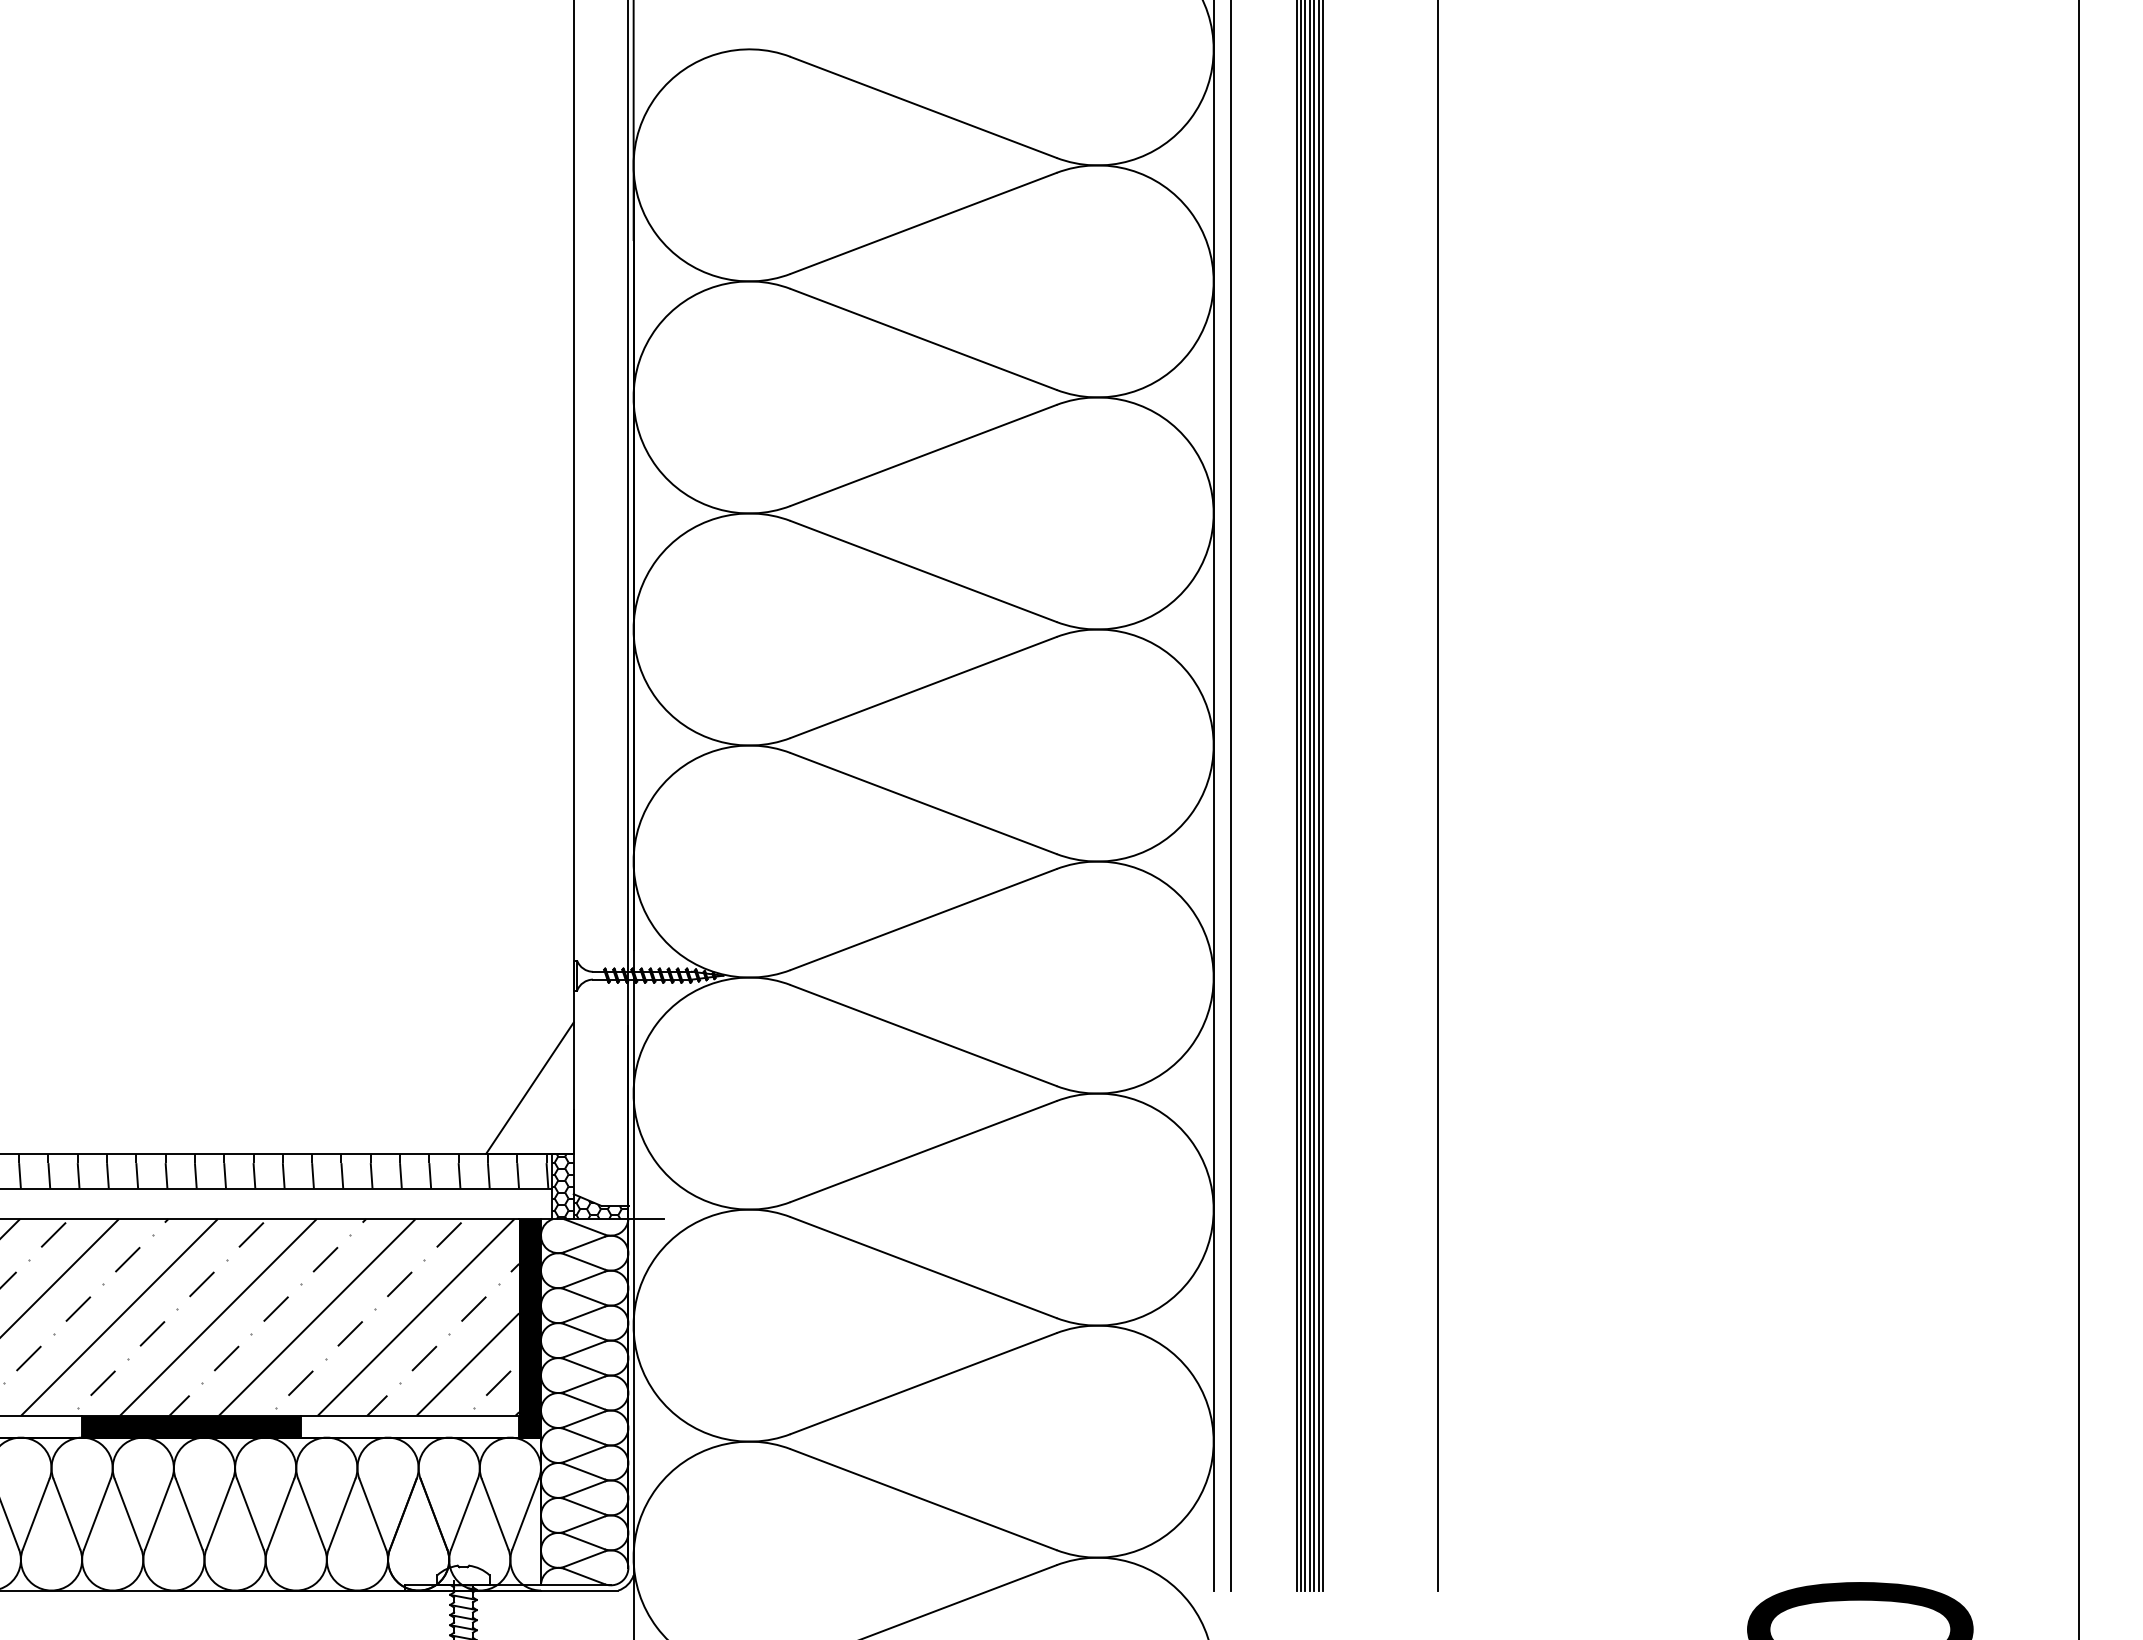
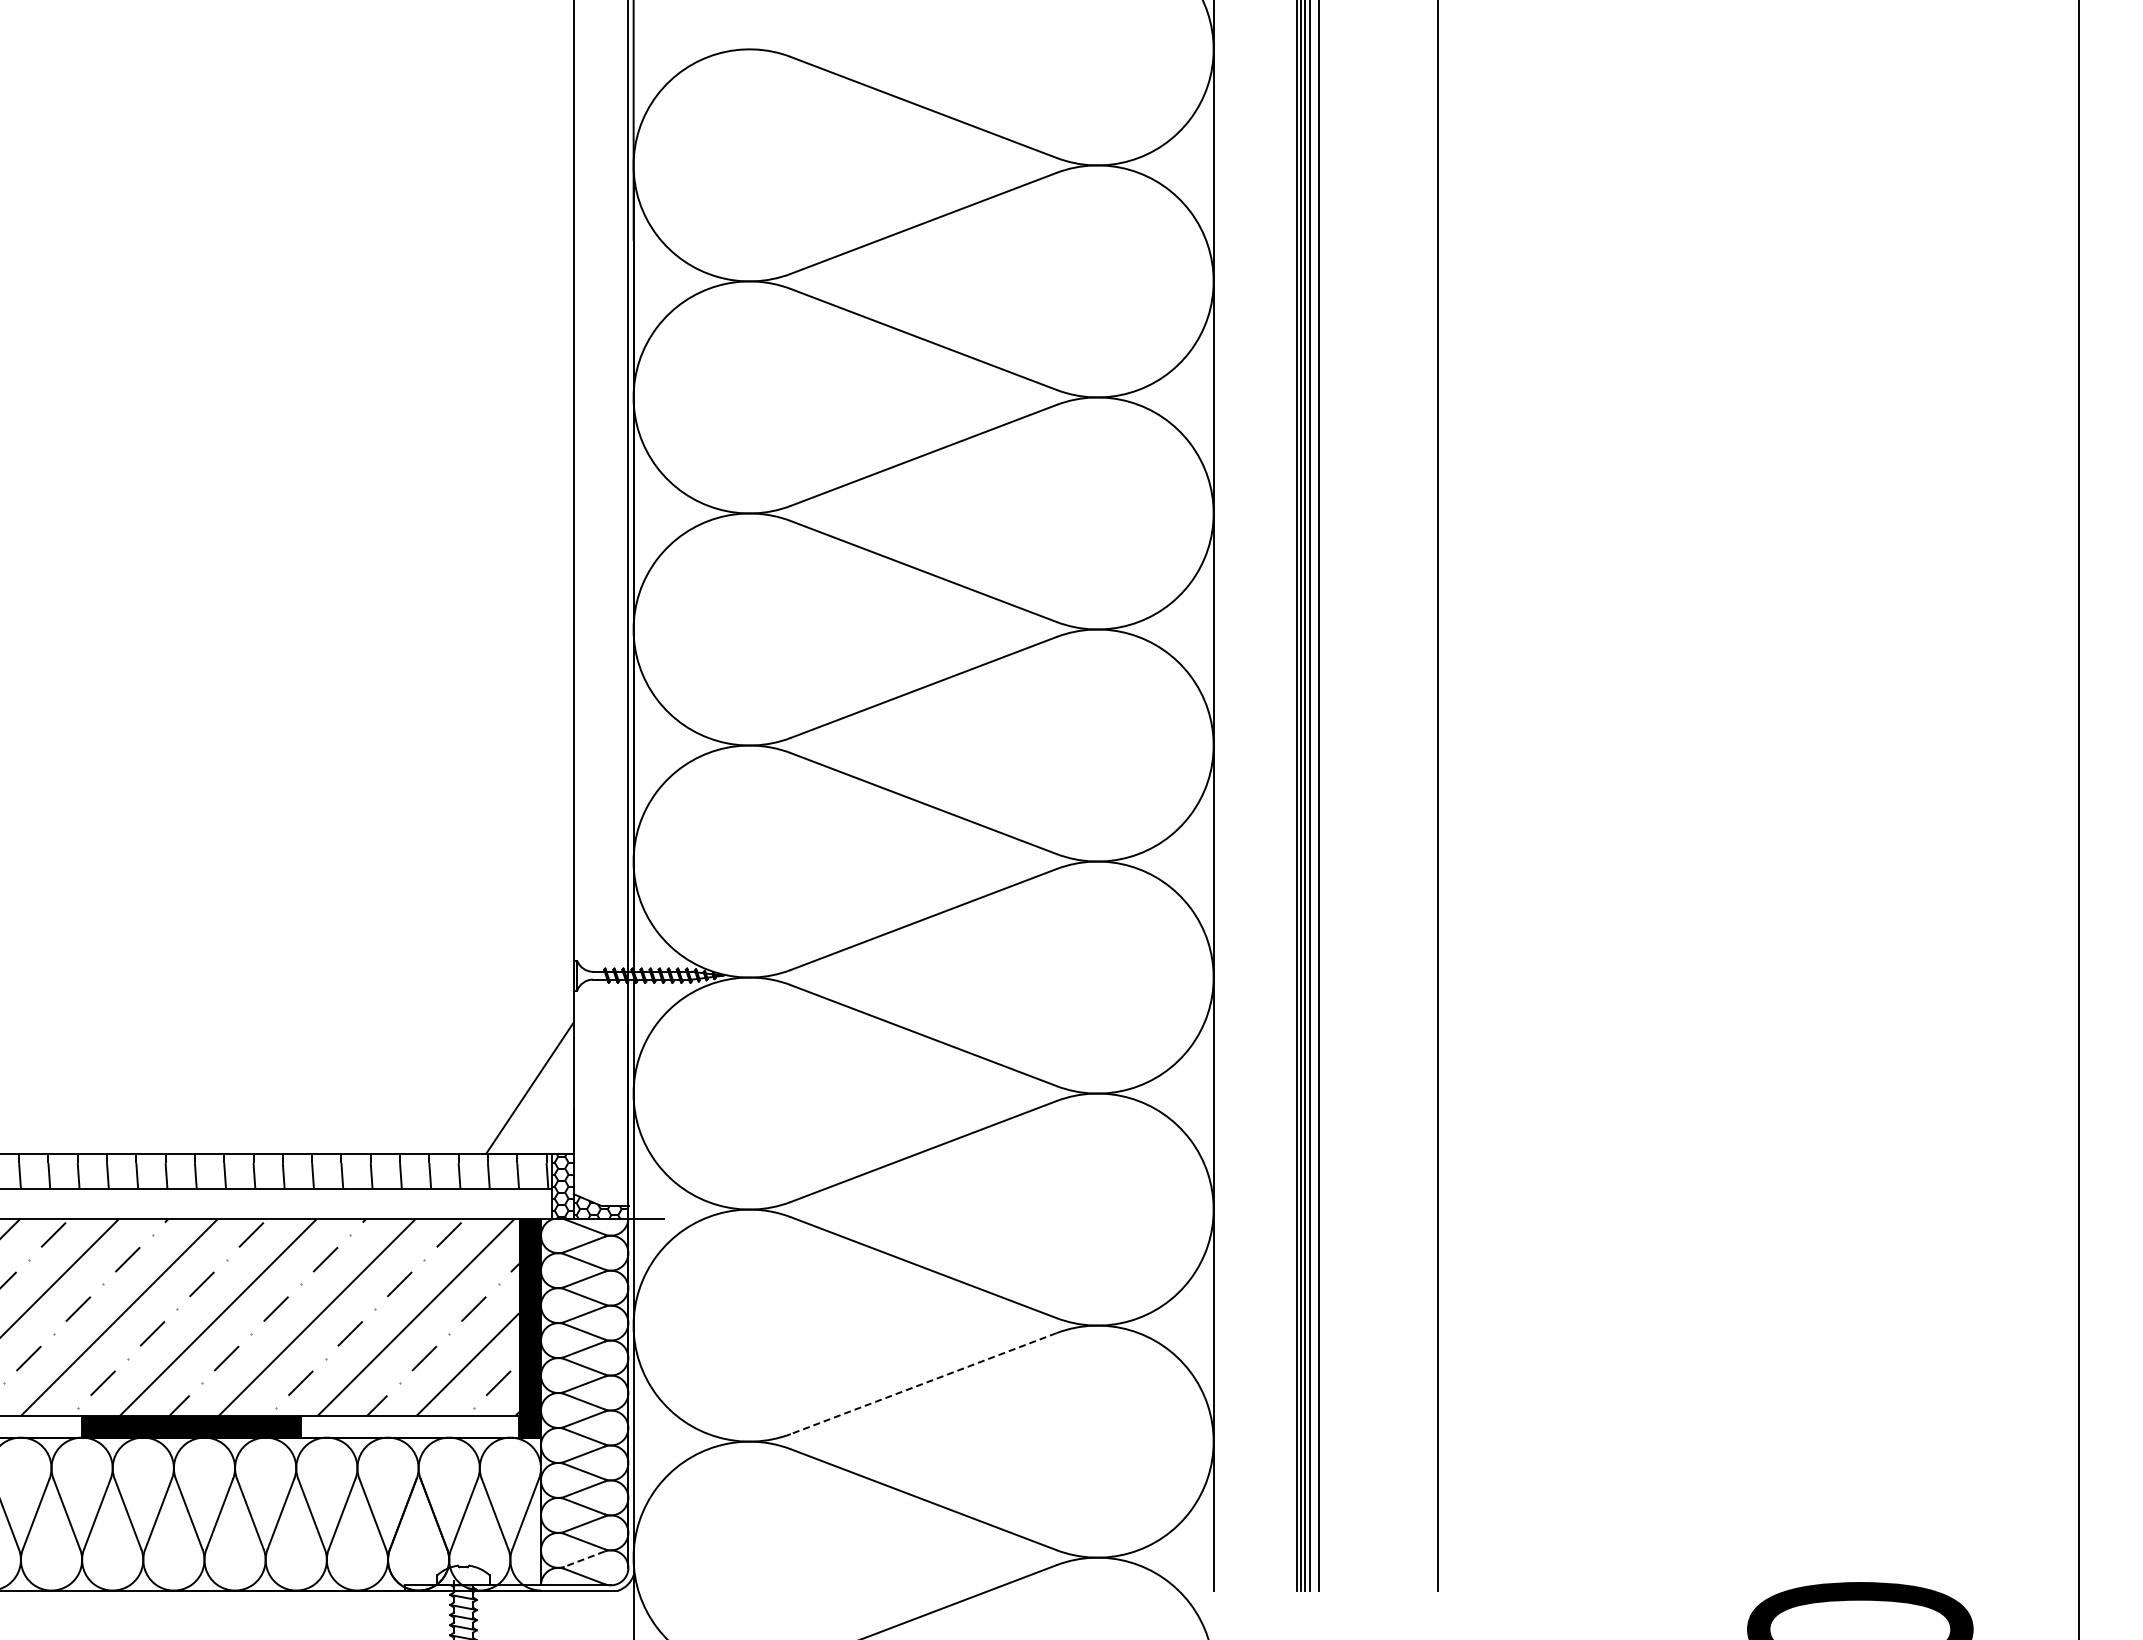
line: present -> none (1231, 796)
line: present -> none (1314, 796)
line: present -> none (1322, 796)
line: solid -> dashed (923, 1383)
line: solid -> dashed (584, 1559)
